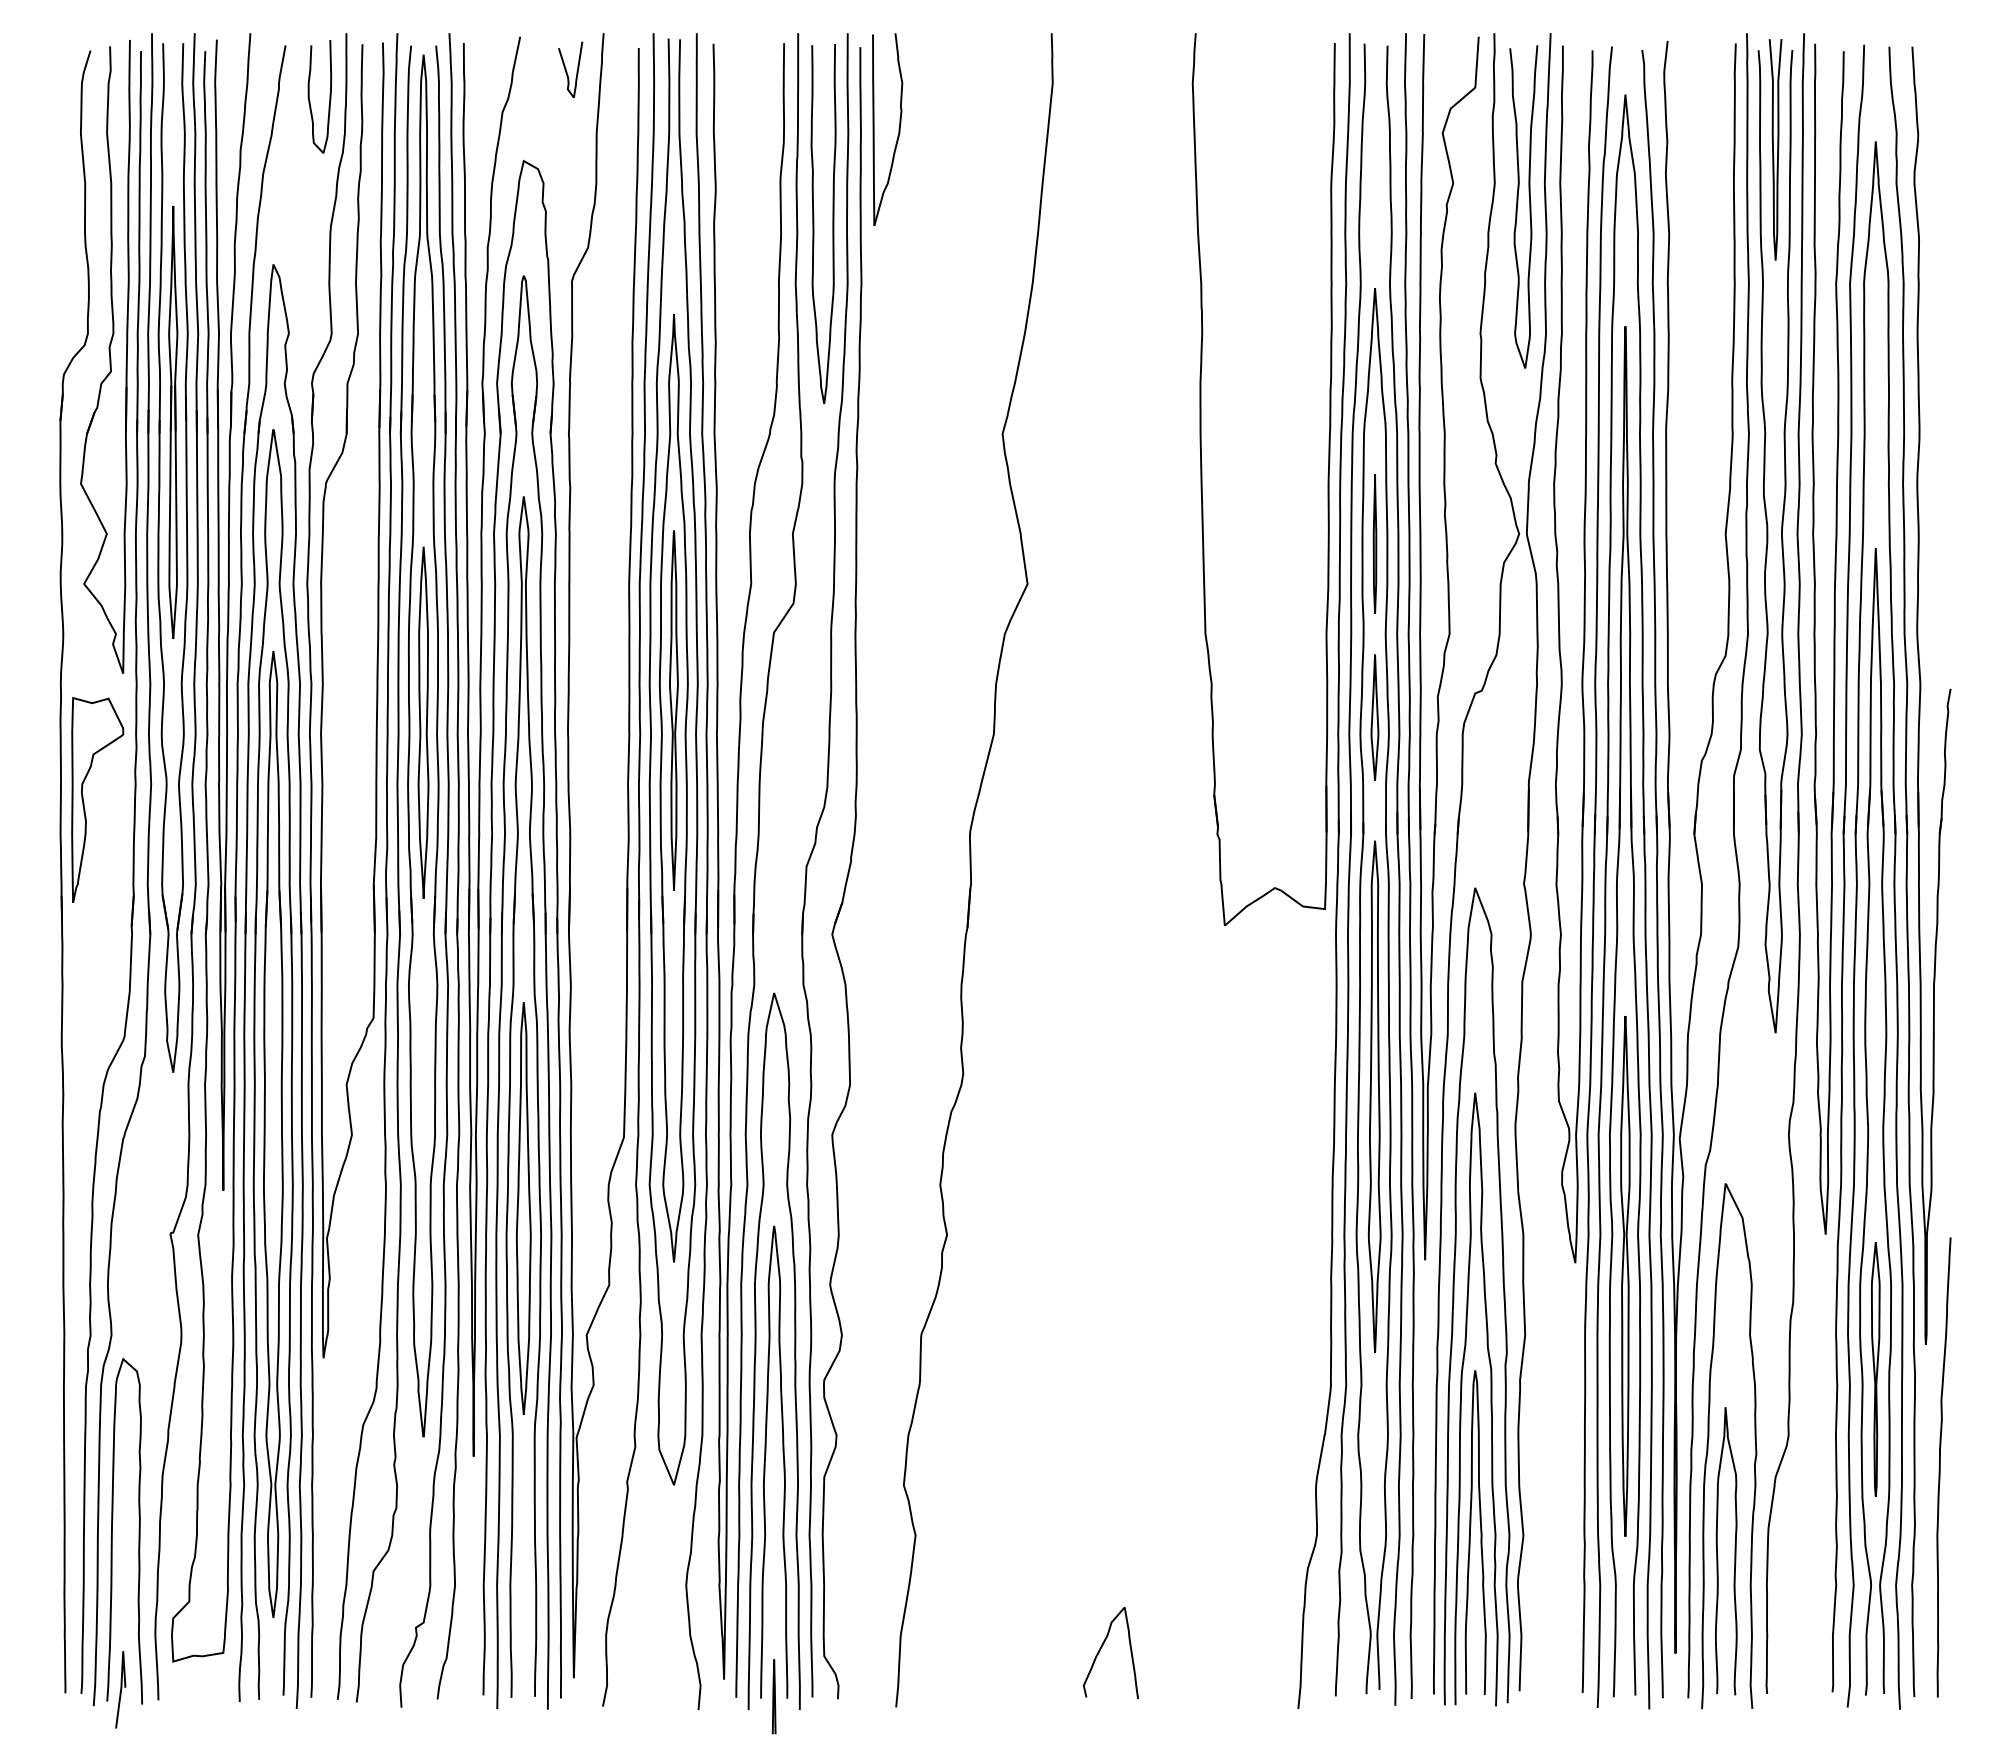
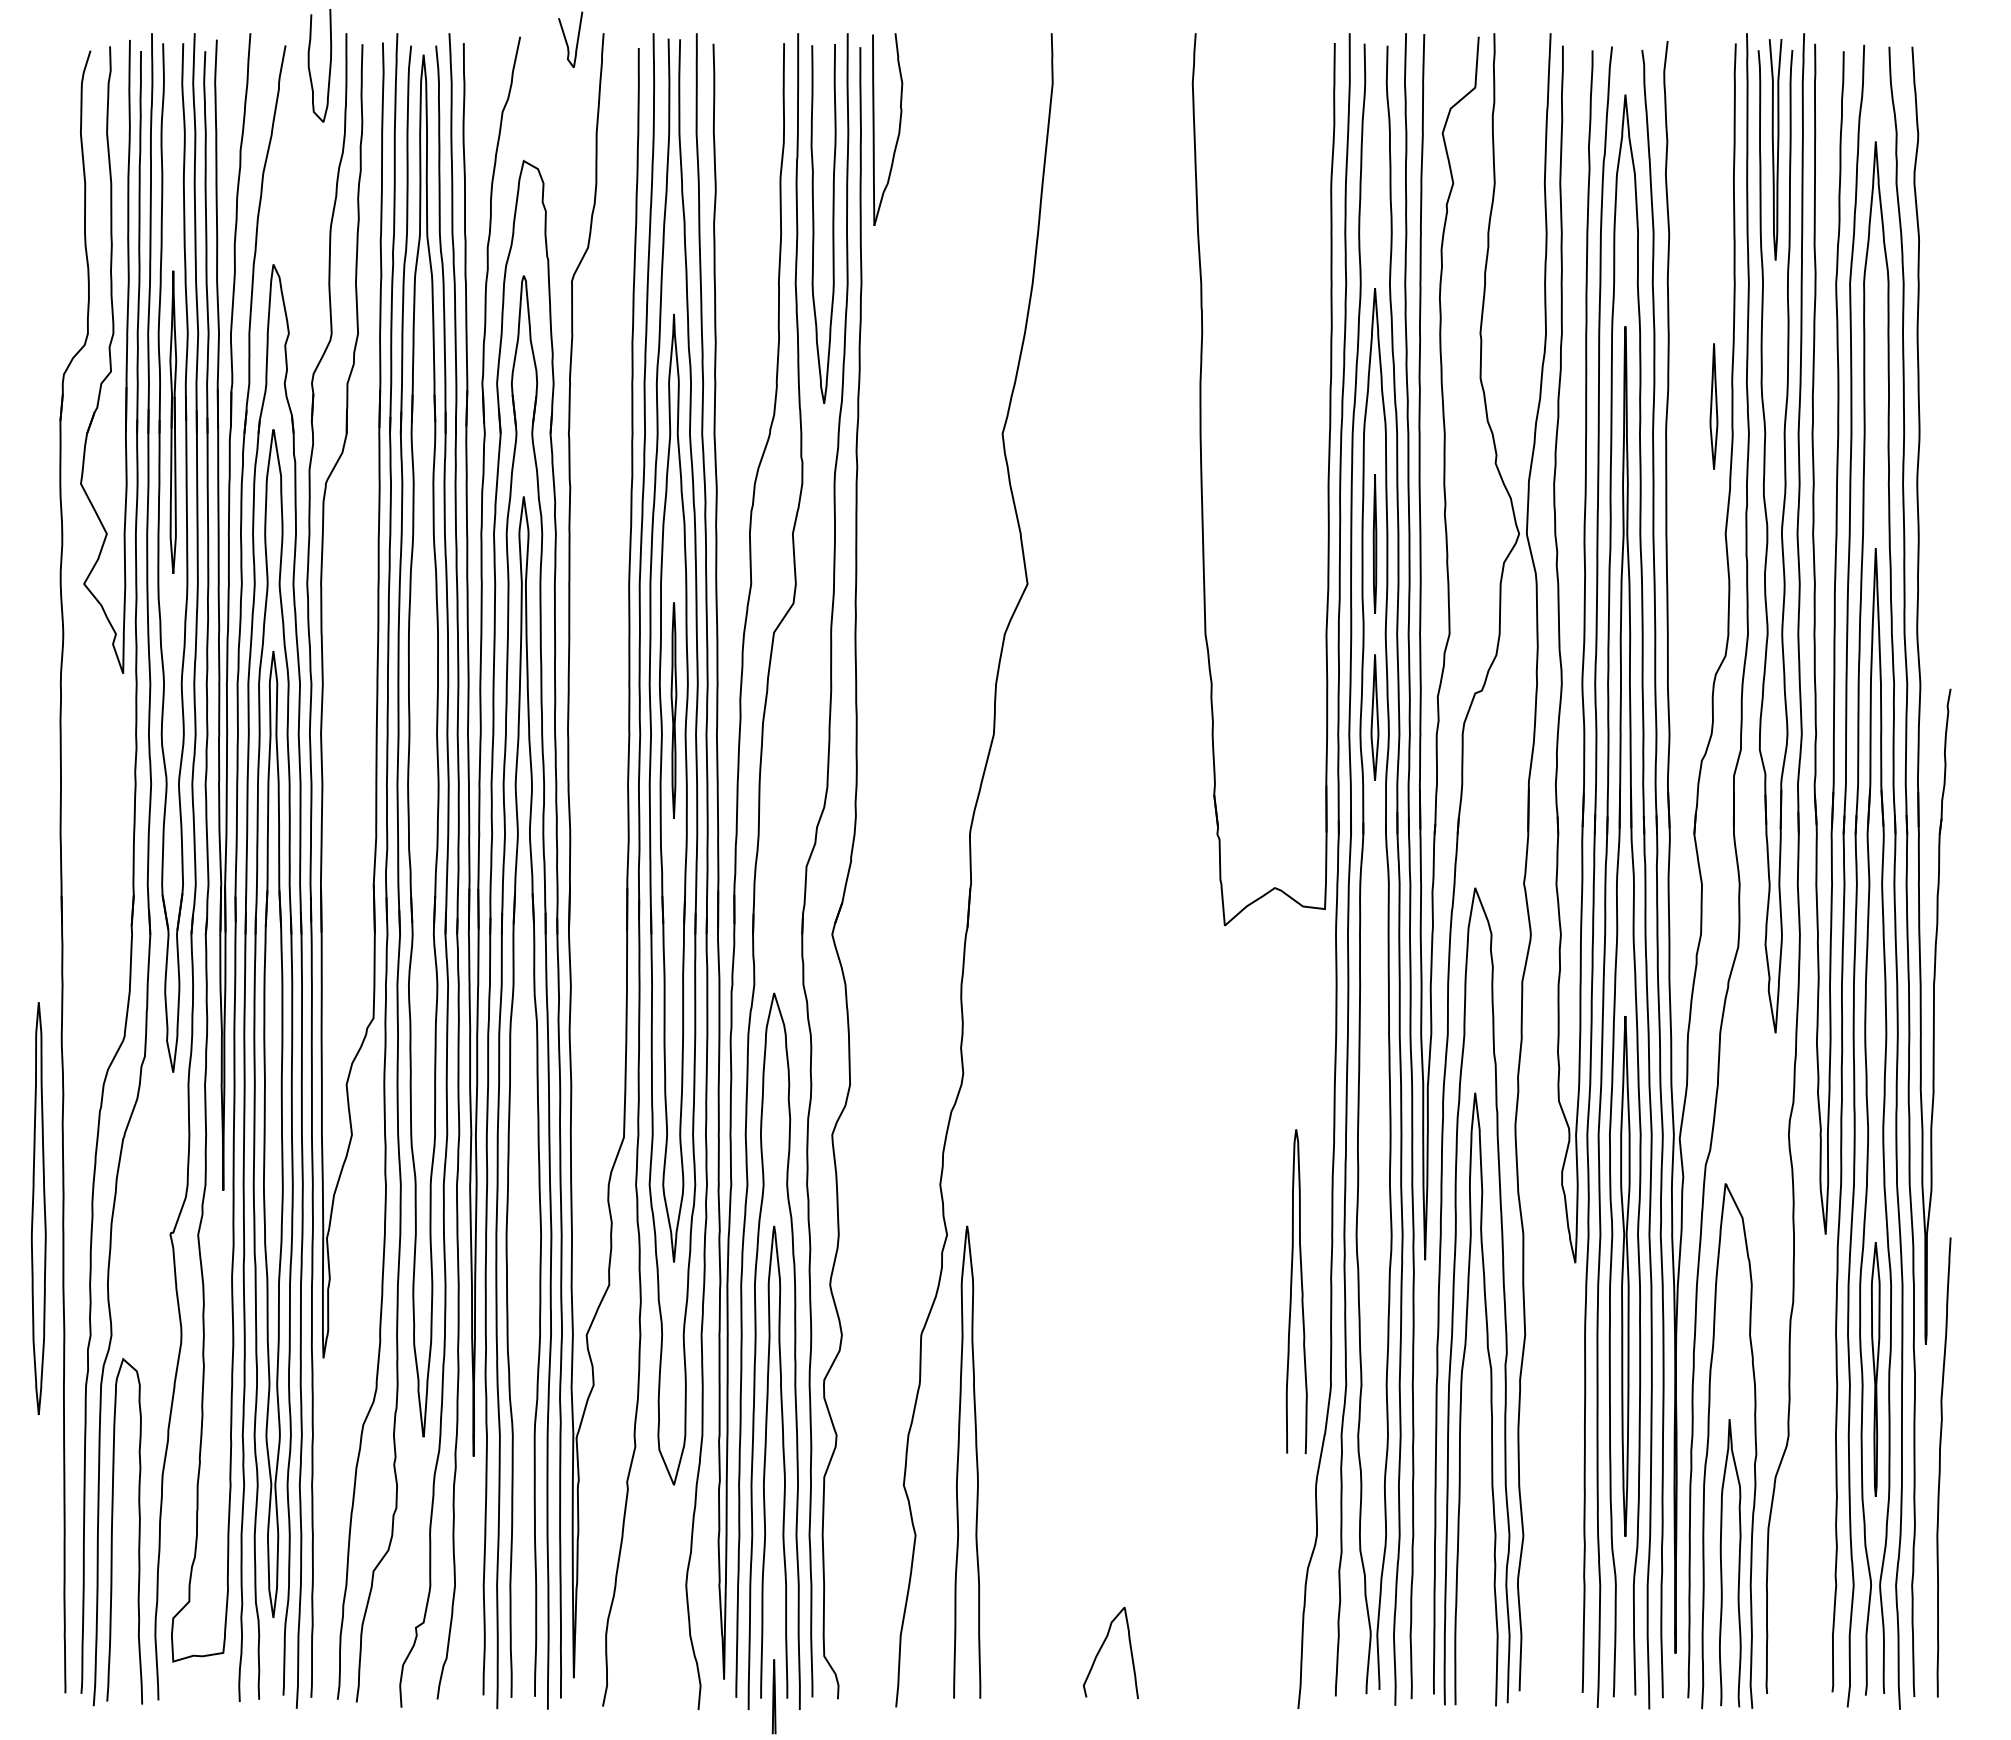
curve position: (567, 71) -> (567, 41) (567, 41)
curve position: (310, 100) -> (310, 69) (310, 69)
curve: present -> none (1518, 203)
part: none -> present (1713, 406)
part size: 11x434 px -> 9x304 px (173, 421)
part size: 10x361 px -> 8x217 px (673, 710)
part: present -> none (423, 722)
part: present -> none (84, 802)
part: present -> none (1374, 1096)
part position: (523, 1208) -> (38, 1208) (38, 1208)
curve: none -> present (958, 1461)
curve position: (1470, 1532) -> (1291, 1291) (1291, 1291)
curve position: (1734, 1551) -> (1738, 1563) (1738, 1563)
curve: present -> none (120, 1689)
